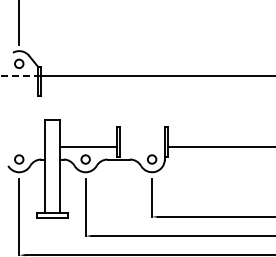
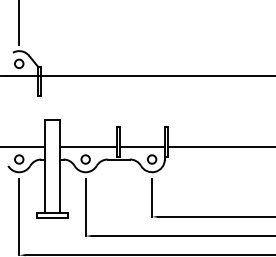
line: dashed -> solid (19, 76)
line: none -> present (23, 147)
line: none -> present (142, 147)
